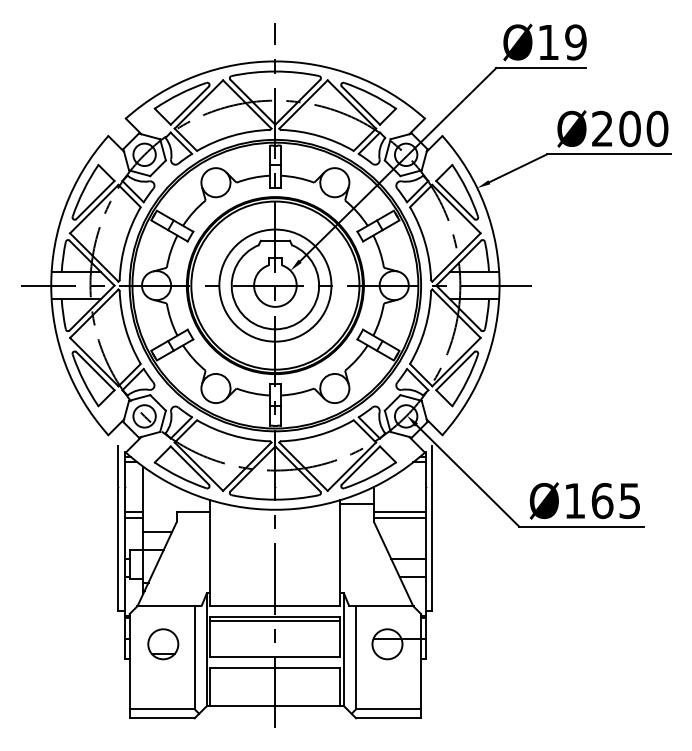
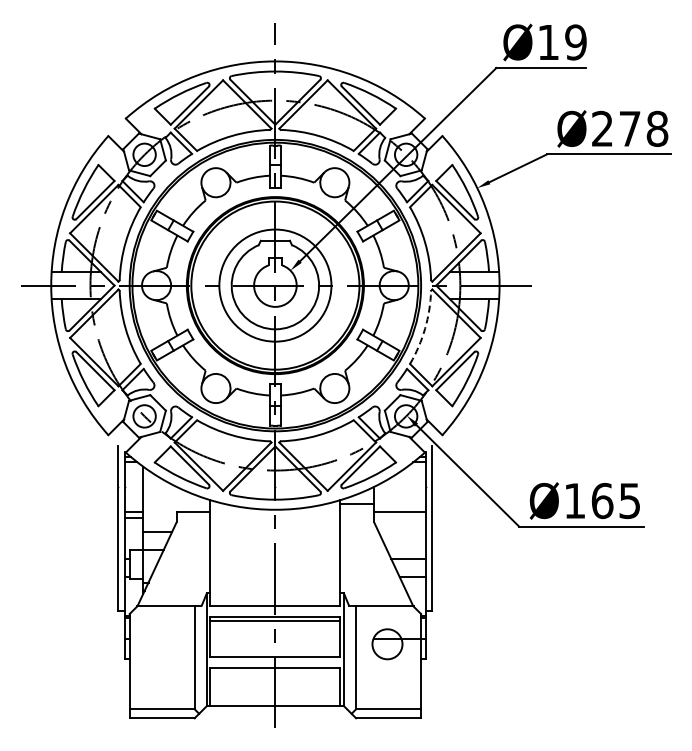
text: Ø200 -> Ø278 (643, 128)
arc: solid -> dashed (425, 328)
line: present -> none (399, 517)
part: present -> none (163, 644)
